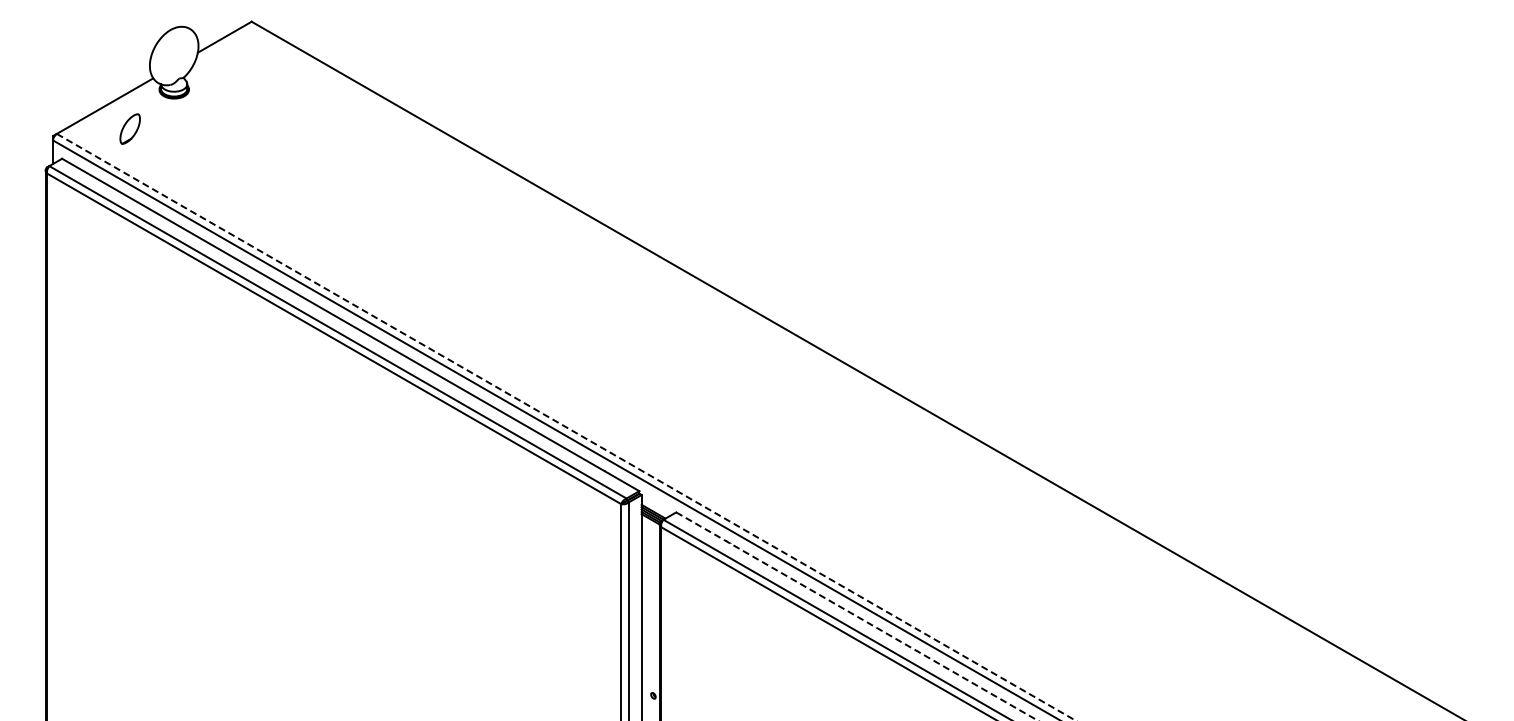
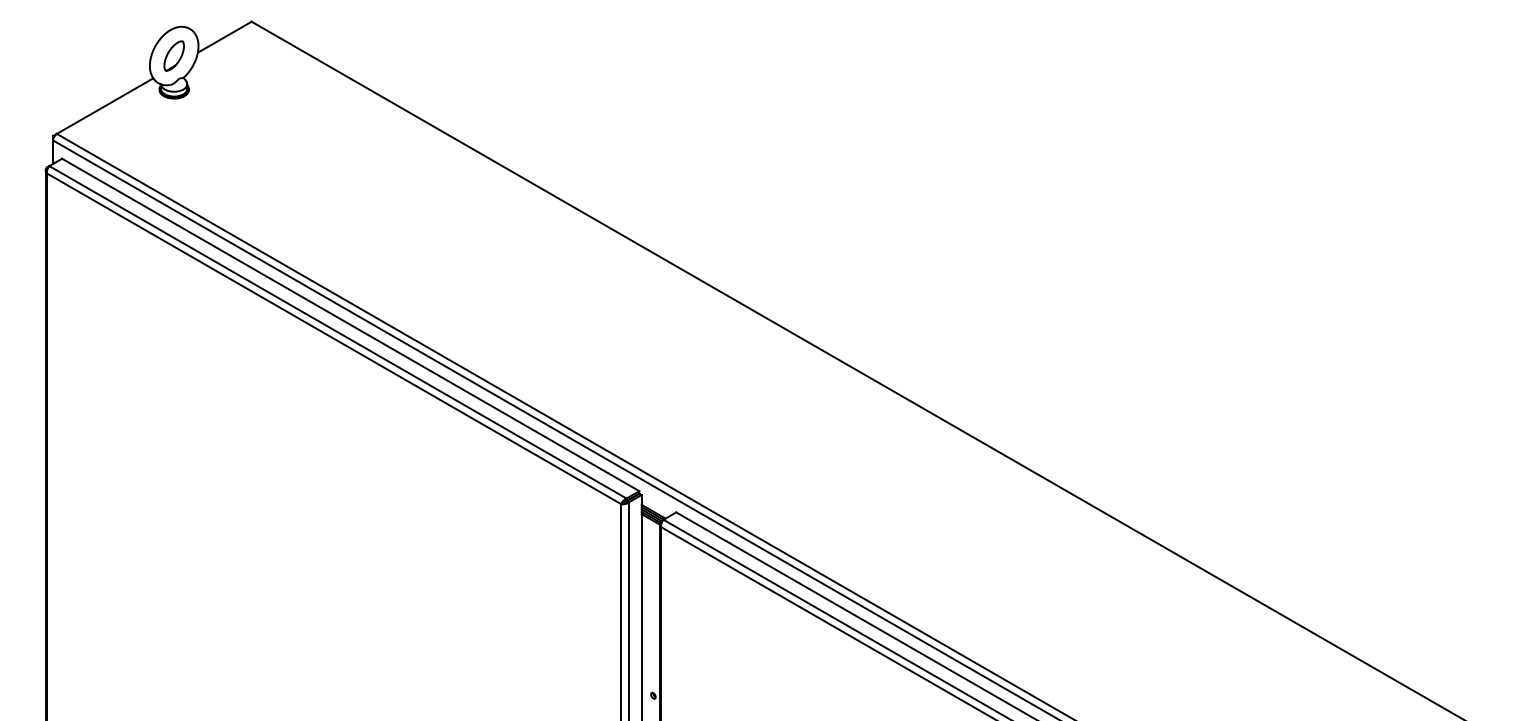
part position: (129, 128) -> (173, 55) (173, 55)
line: dashed -> solid (567, 427)
line: dashed -> solid (857, 616)
